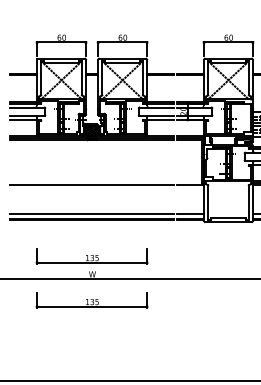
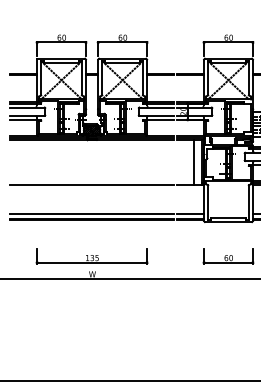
line: none -> present (193, 162)
part: none -> present (228, 256)
part: present -> none (91, 300)
